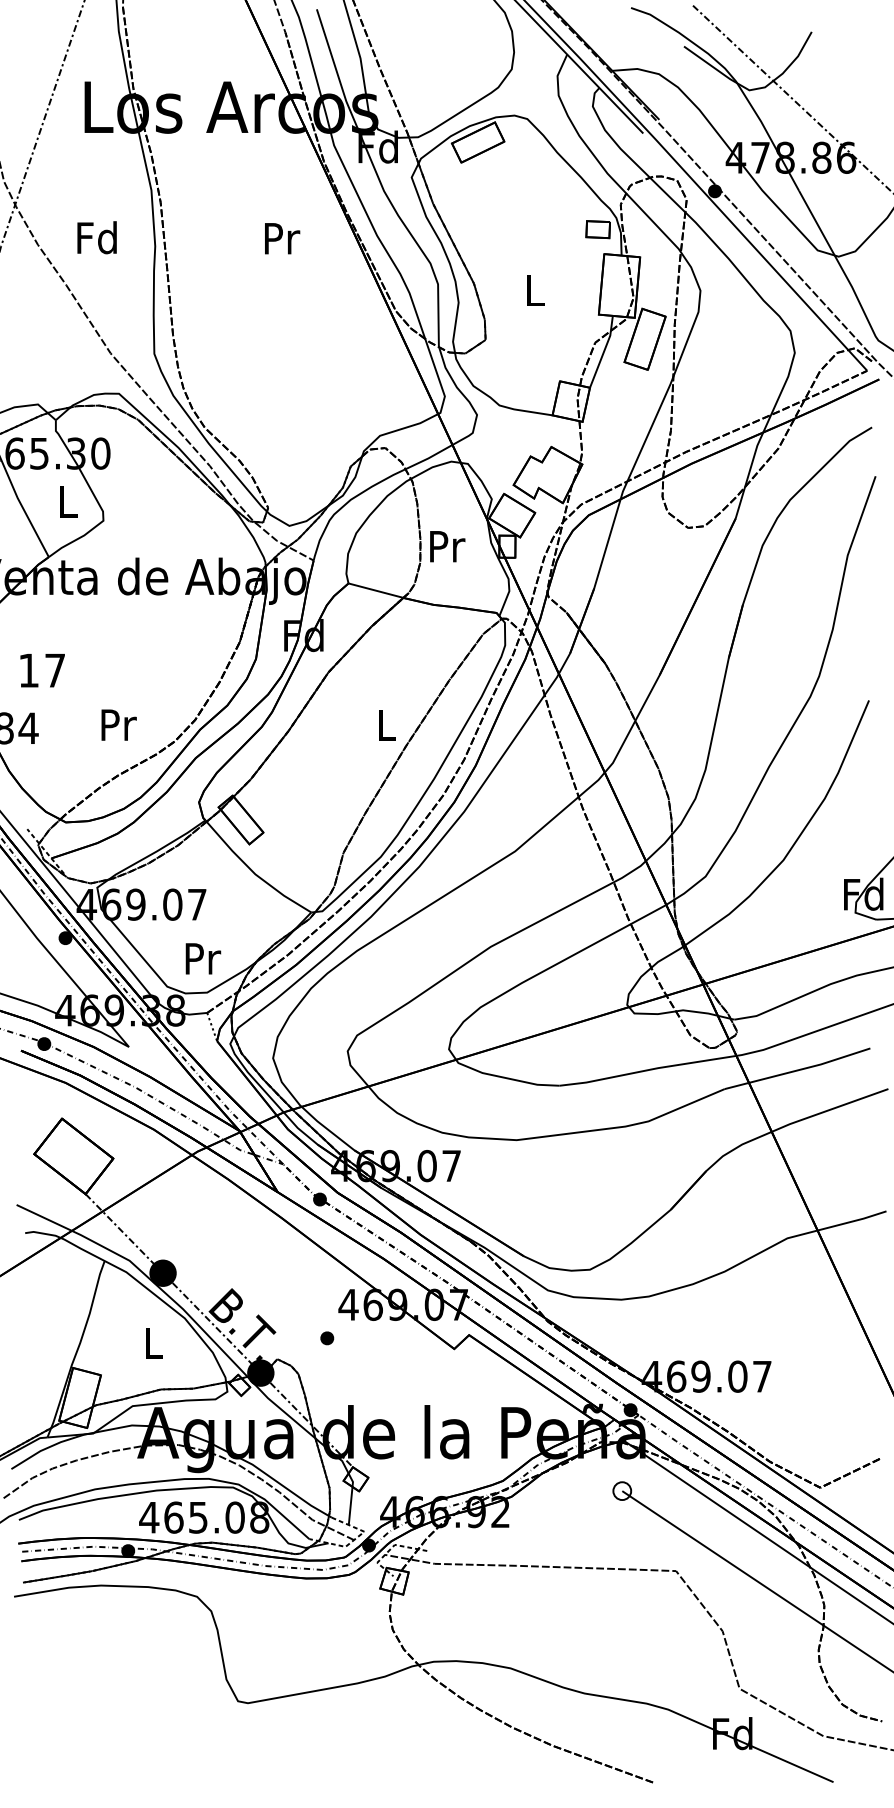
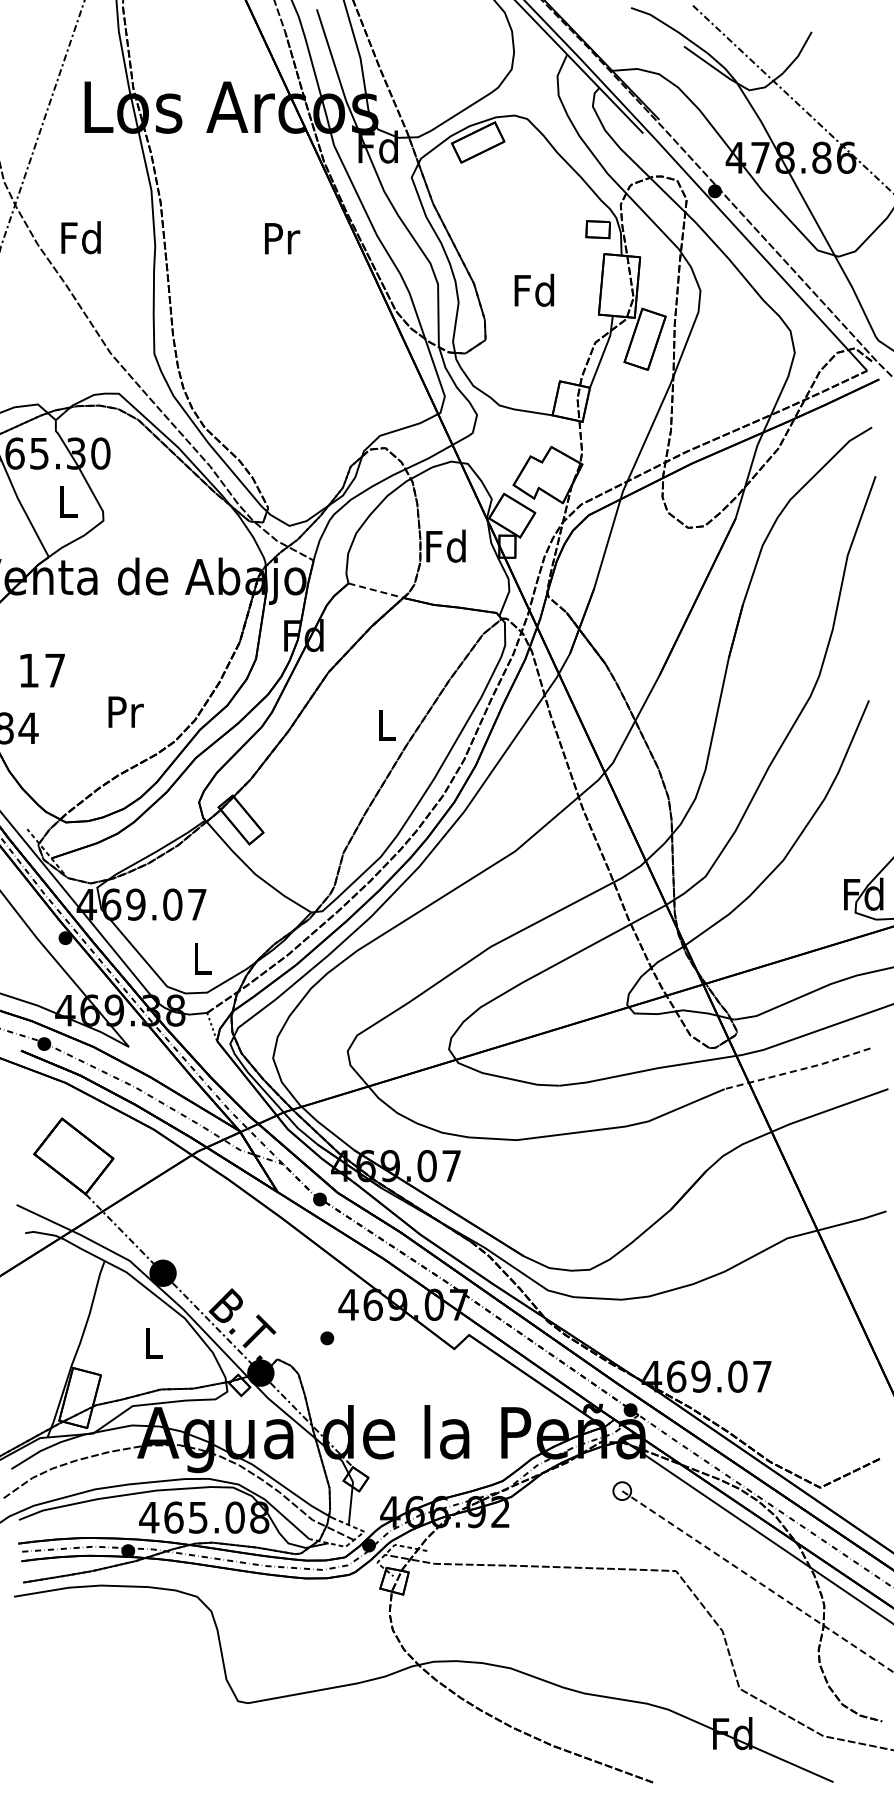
text position: (96, 237) -> (80, 237) (80, 237)
text: L -> Fd (534, 289)
text: Pr -> Fd (445, 545)
line: solid -> dashed (376, 590)
text position: (118, 724) -> (125, 711) (125, 711)
text: Pr -> L (203, 958)
line: solid -> dashed (797, 1070)
line: solid -> dashed (757, 1581)
